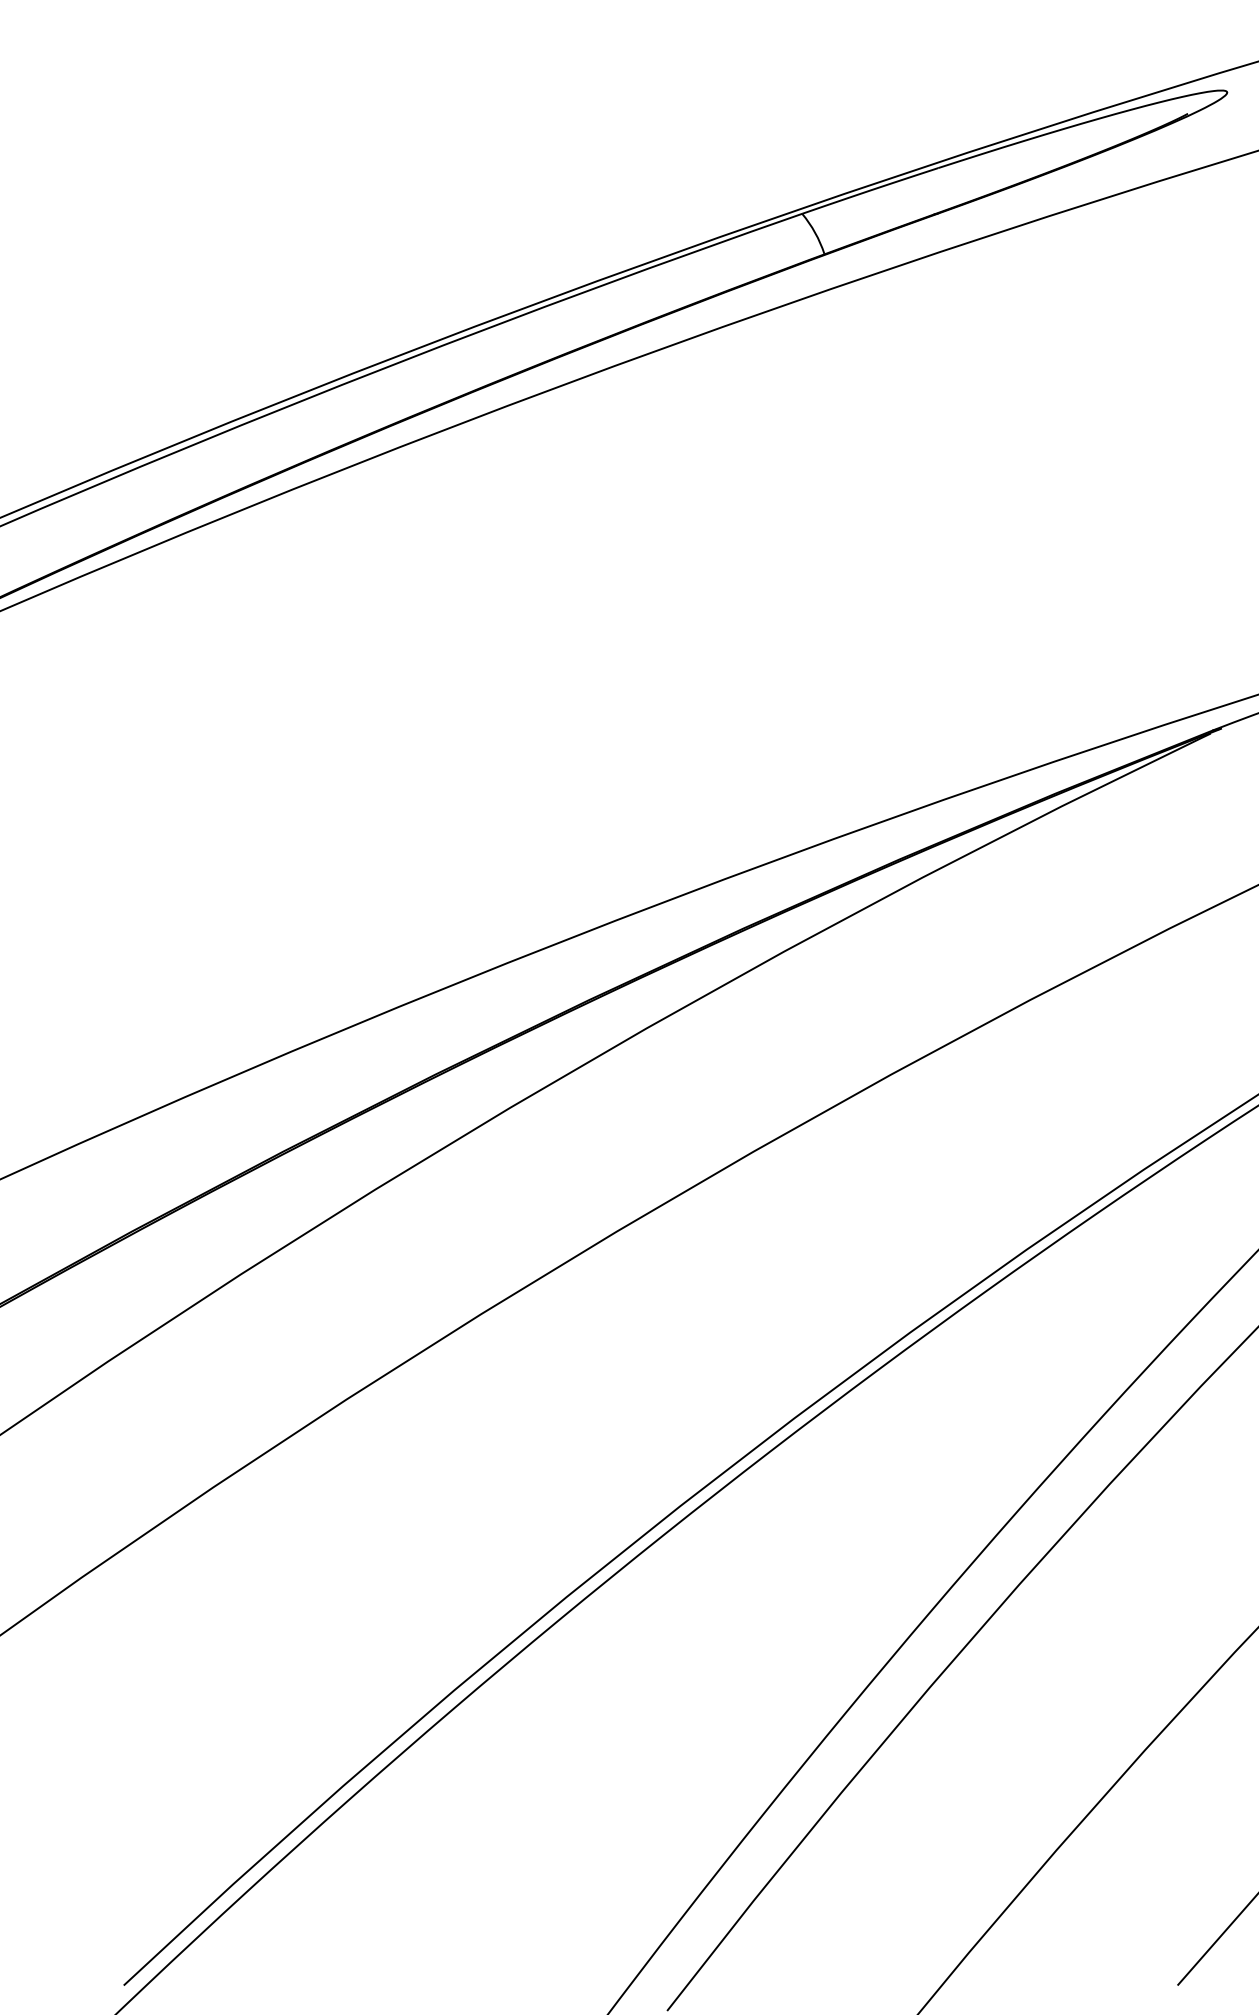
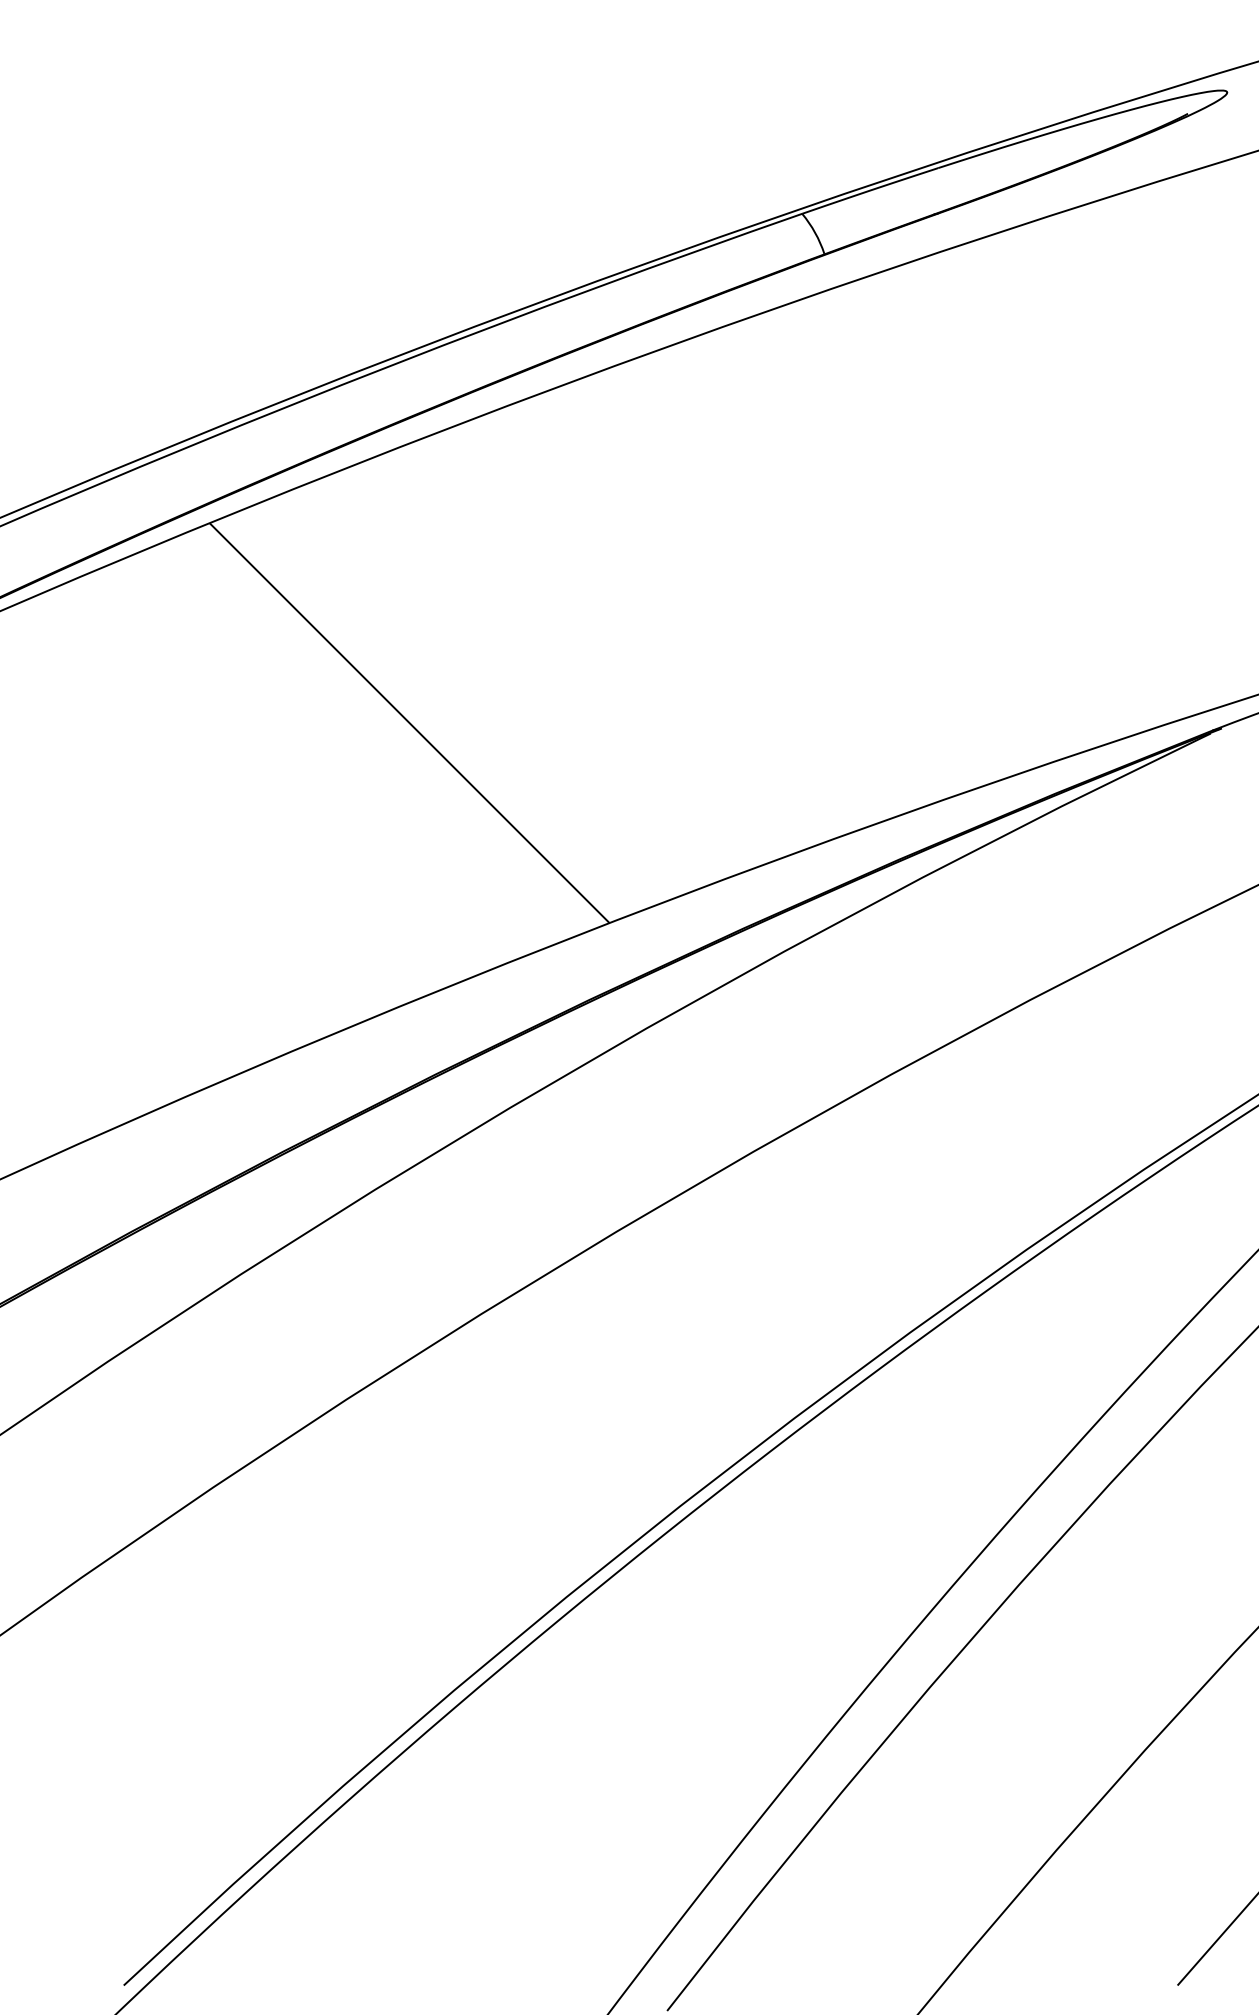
hatch: none -> present (409, 723)
